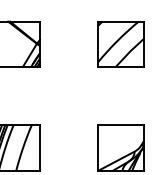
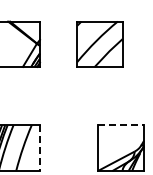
part position: (120, 44) -> (99, 44) (99, 44)
line: solid -> dashed (120, 125)
line: solid -> dashed (39, 147)
